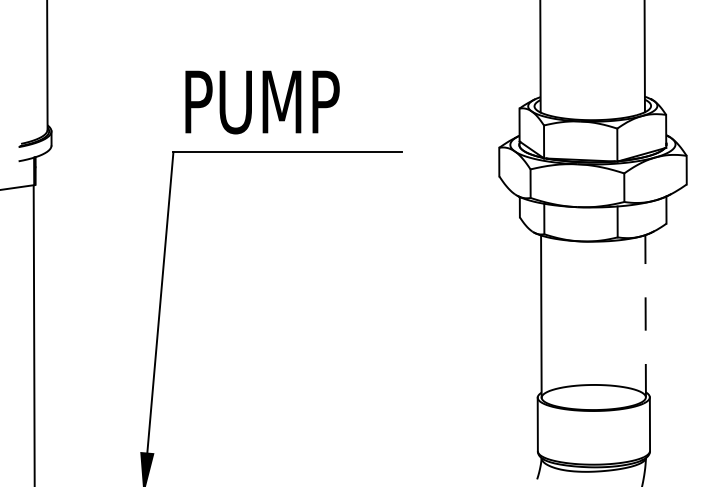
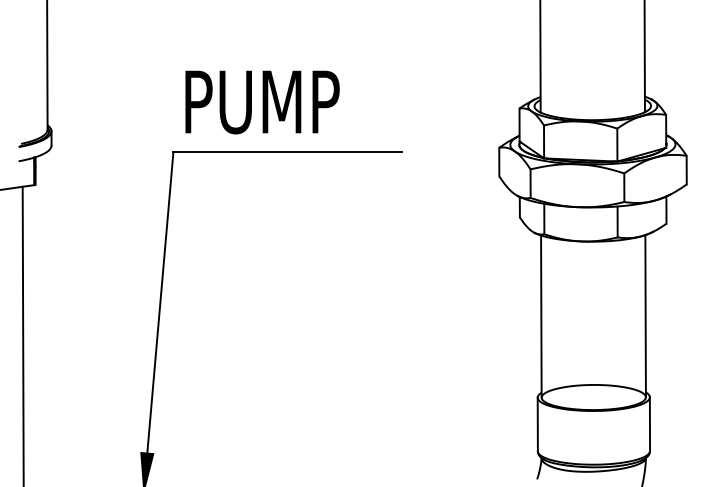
line: dashed -> solid (645, 315)
line position: (33, 334) -> (22, 334) (22, 334)
